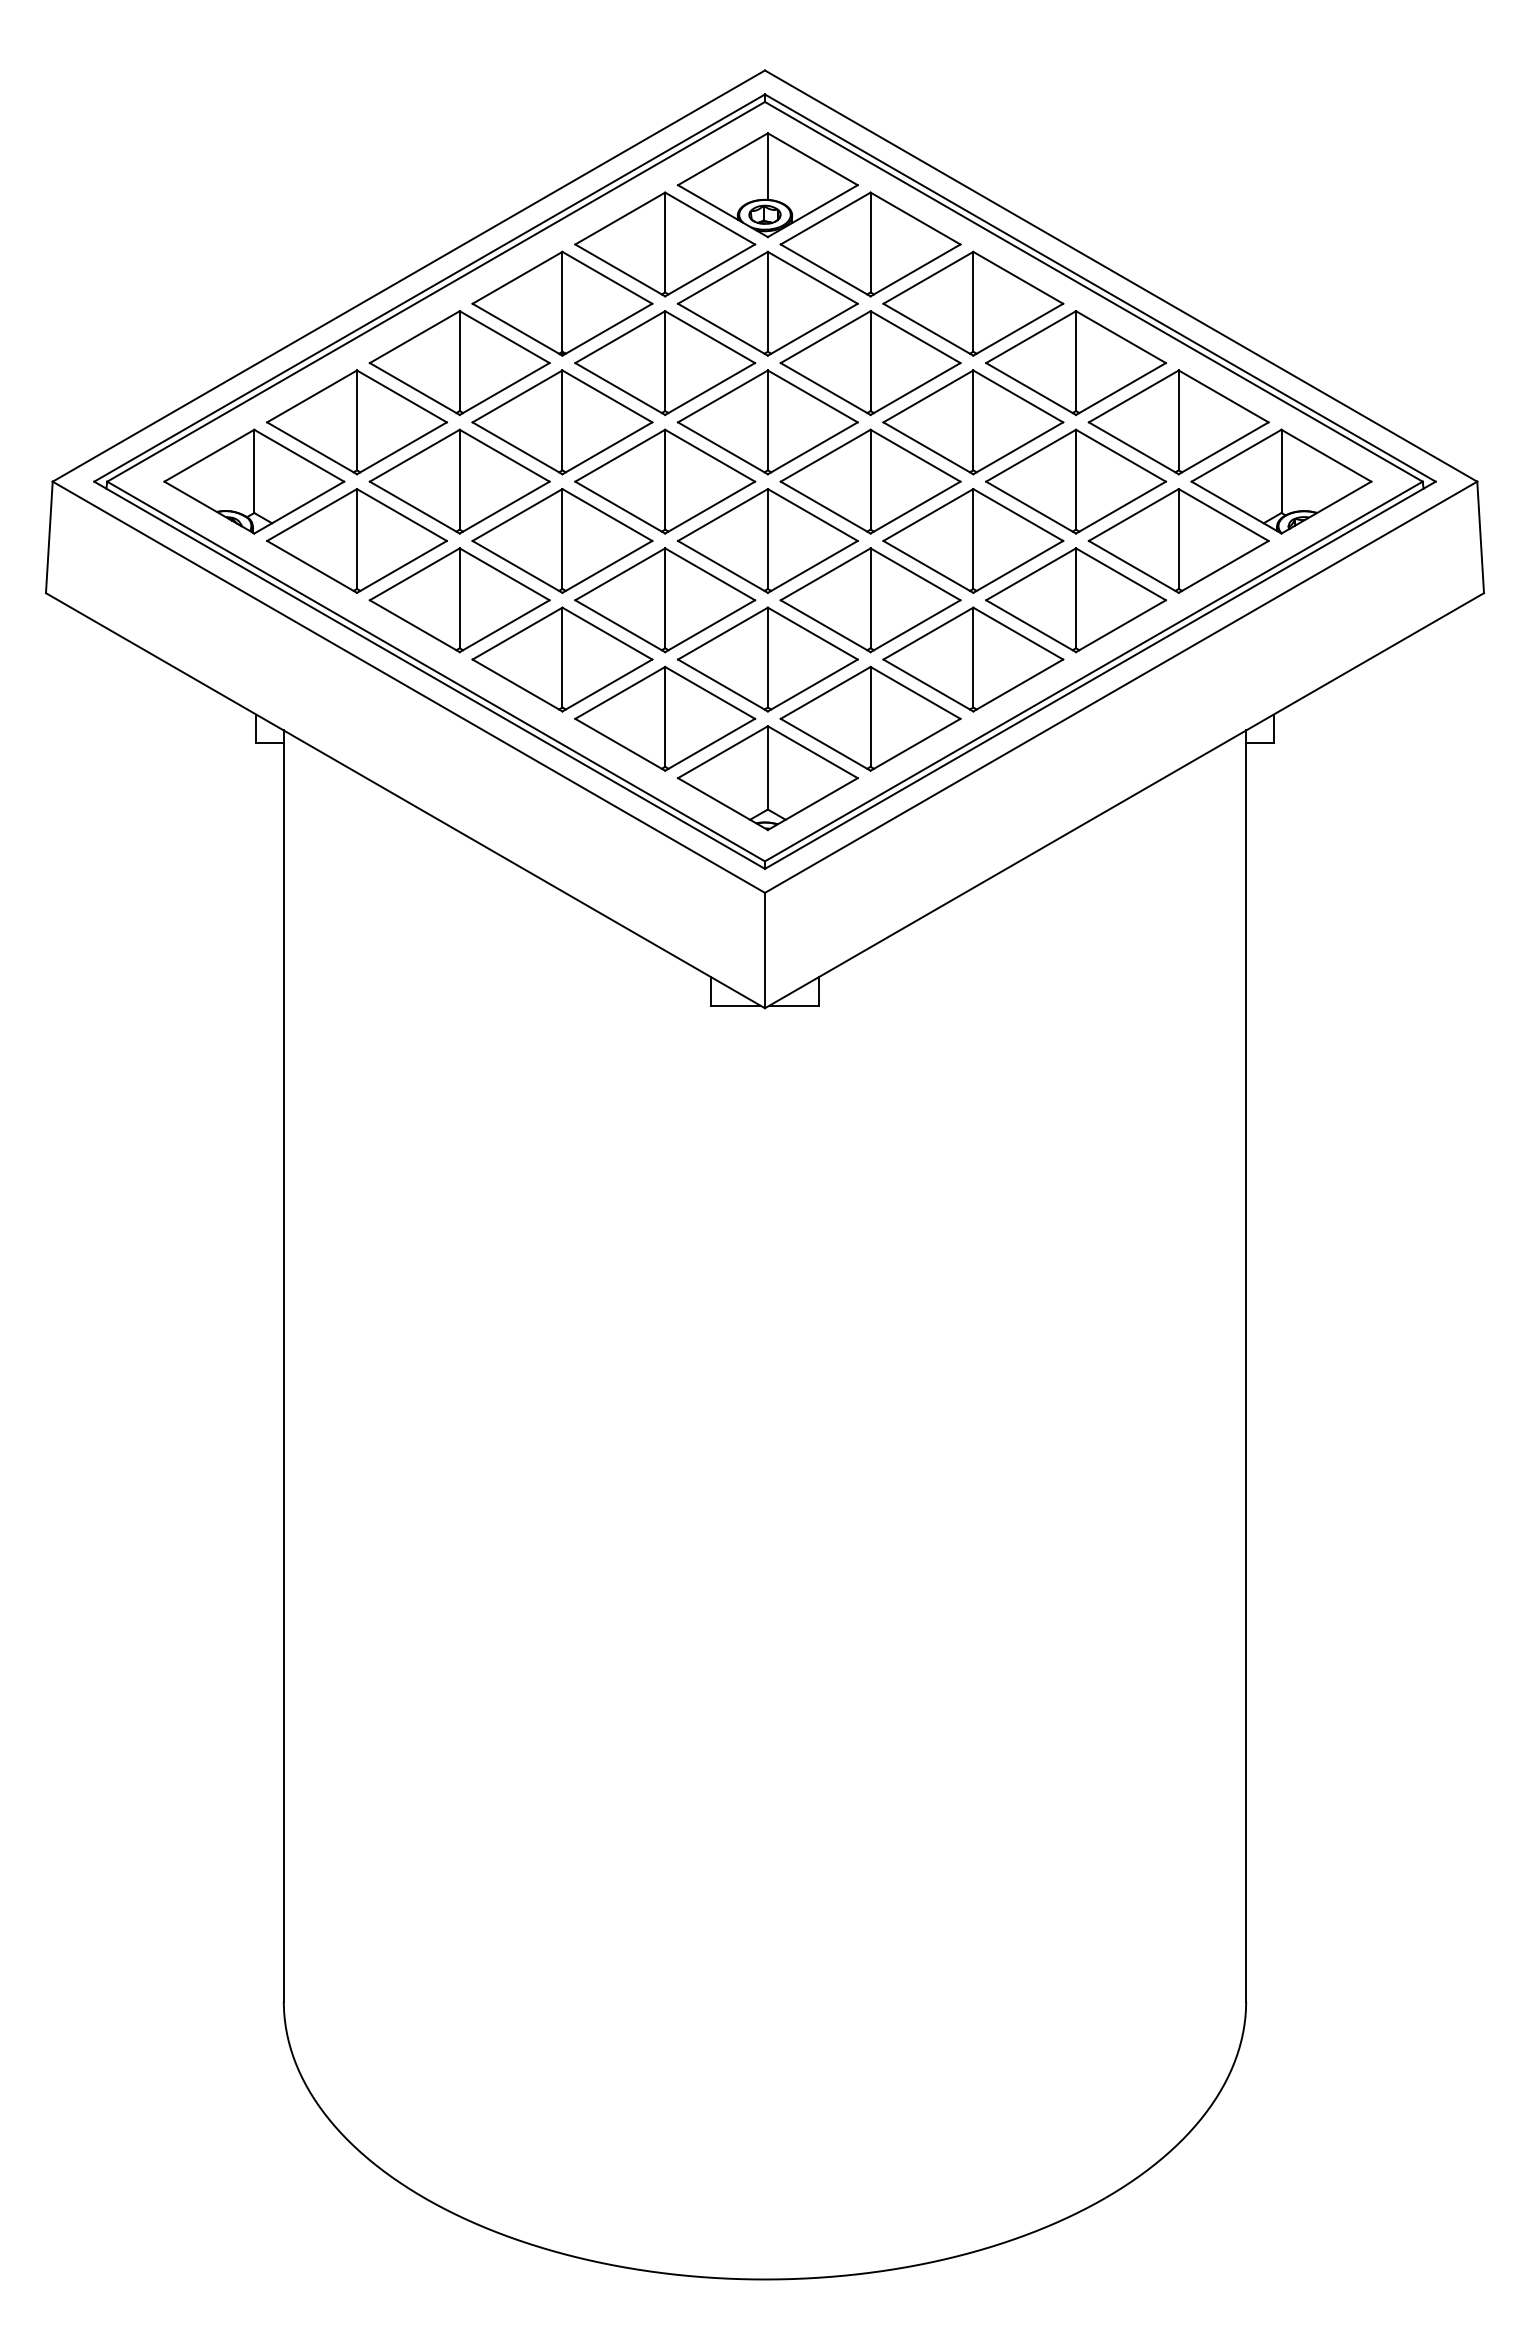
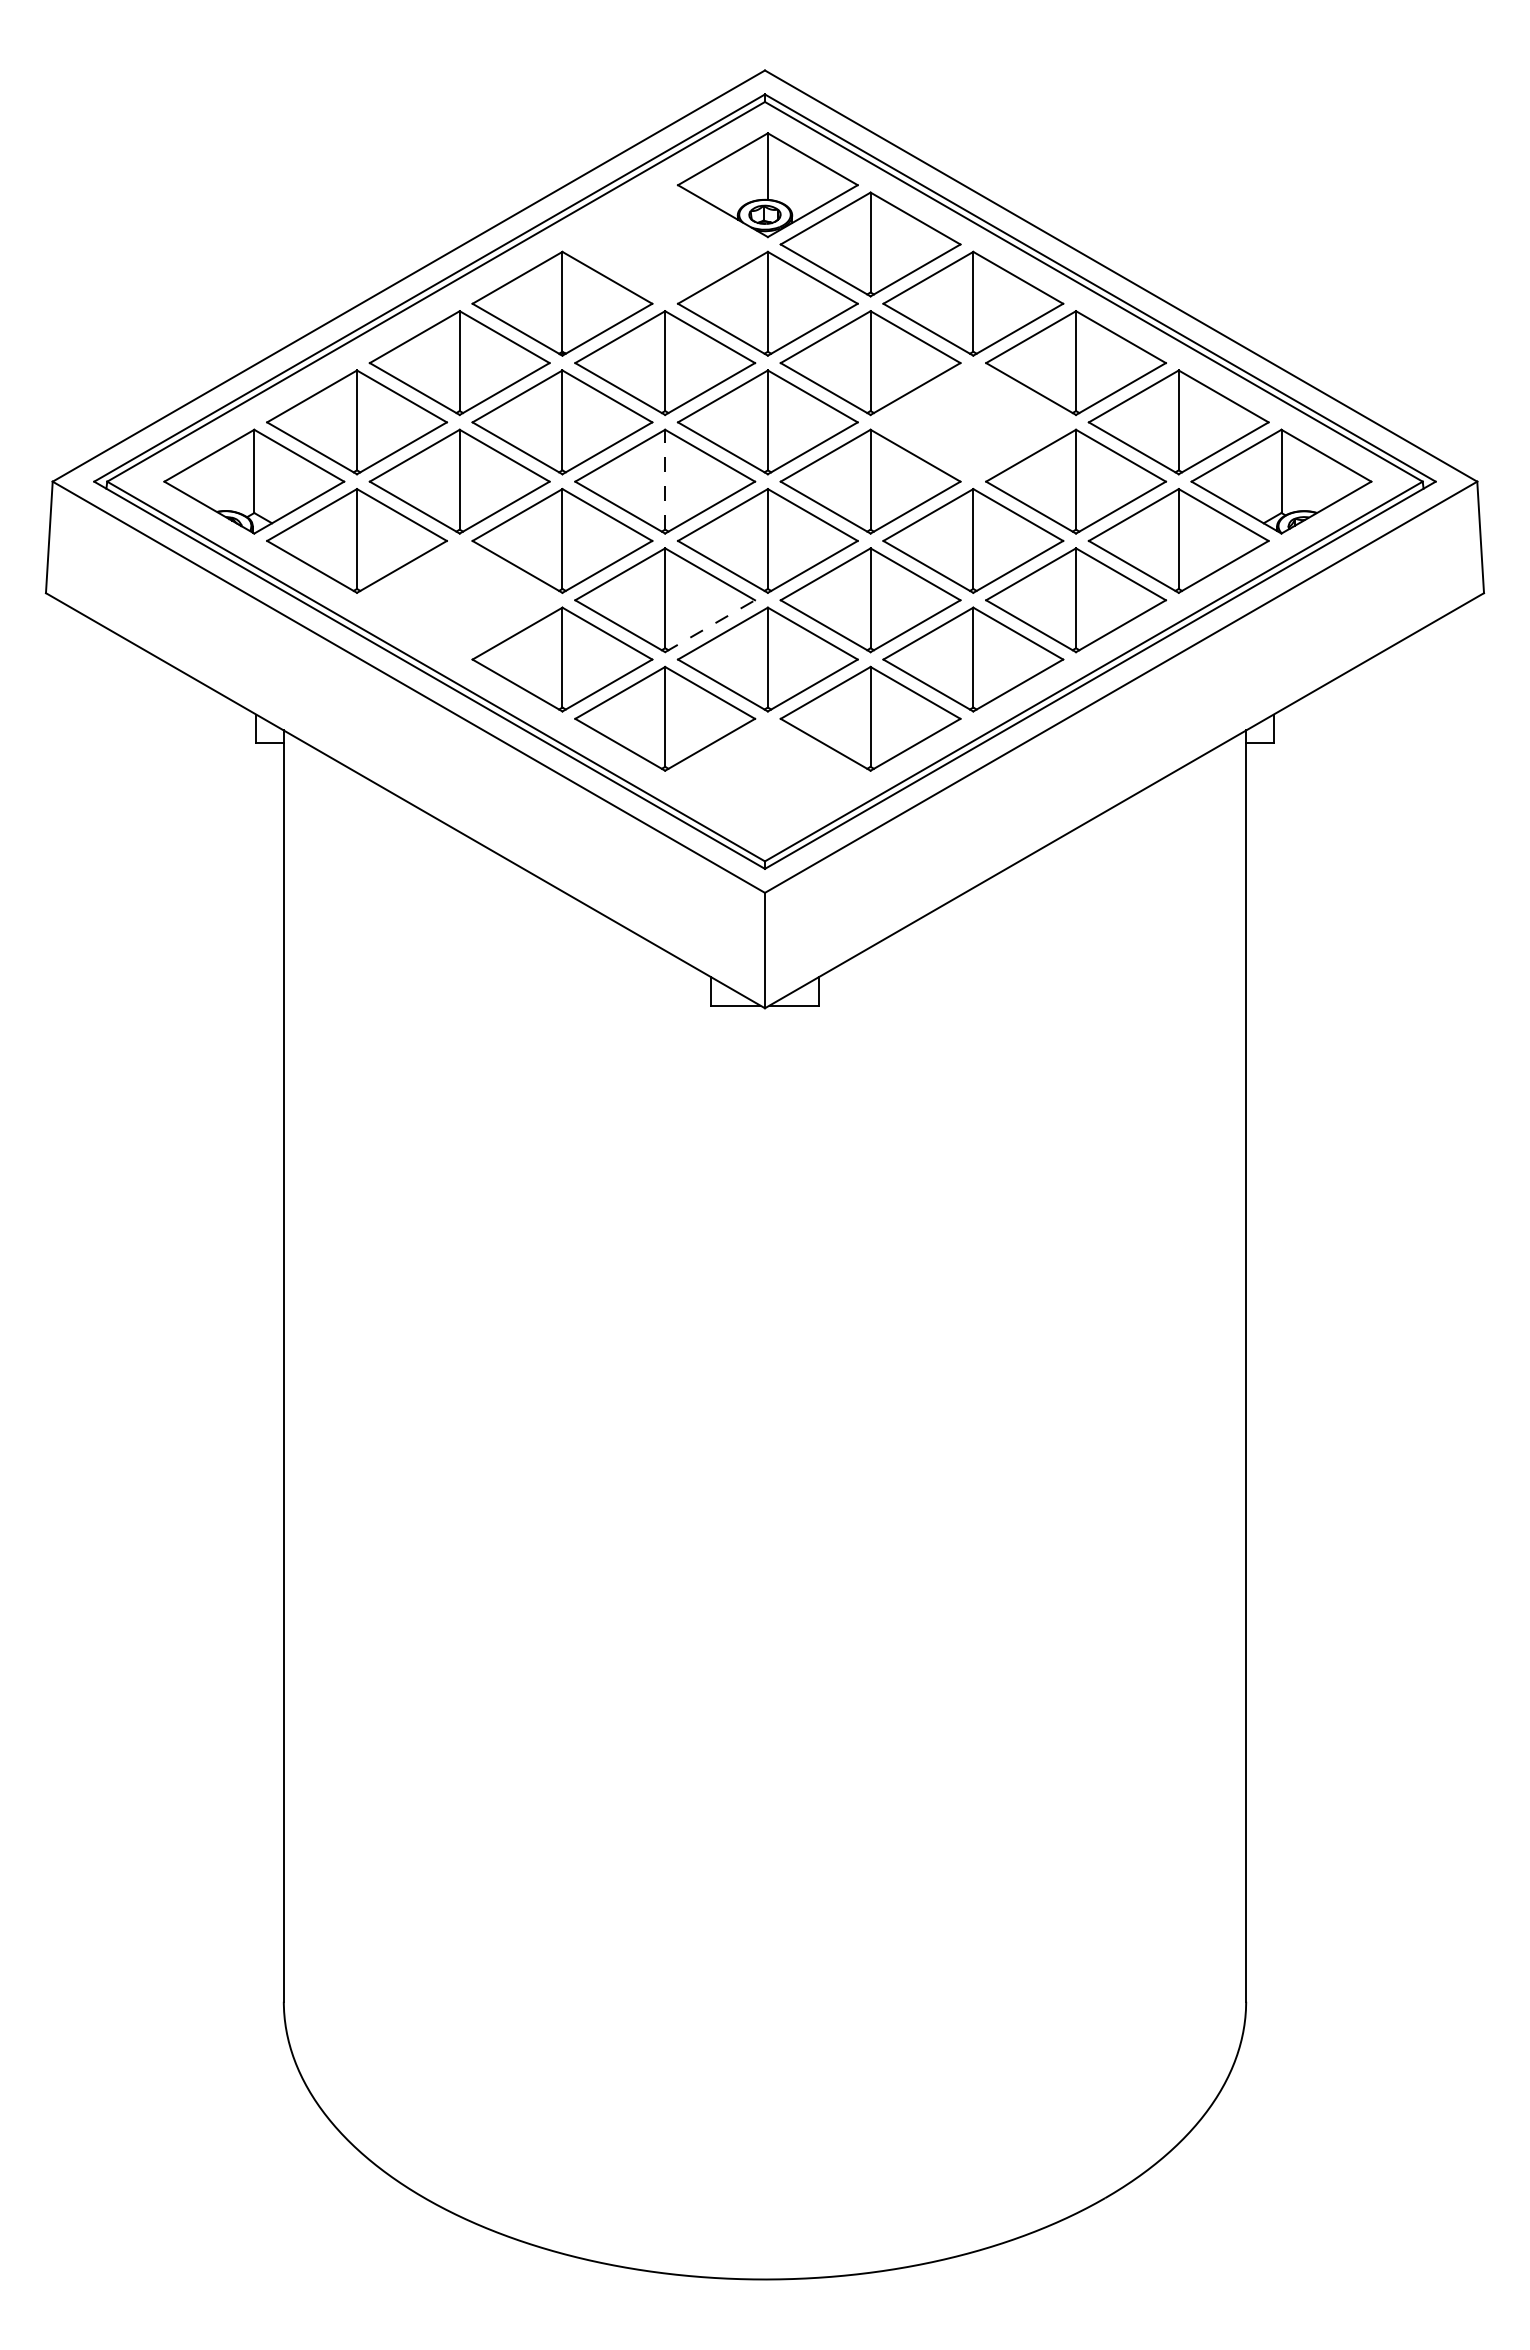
part: present -> none (665, 244)
part: present -> none (973, 422)
line: solid -> dashed (665, 479)
part: present -> none (459, 600)
line: solid -> dashed (710, 626)
part: present -> none (767, 778)
